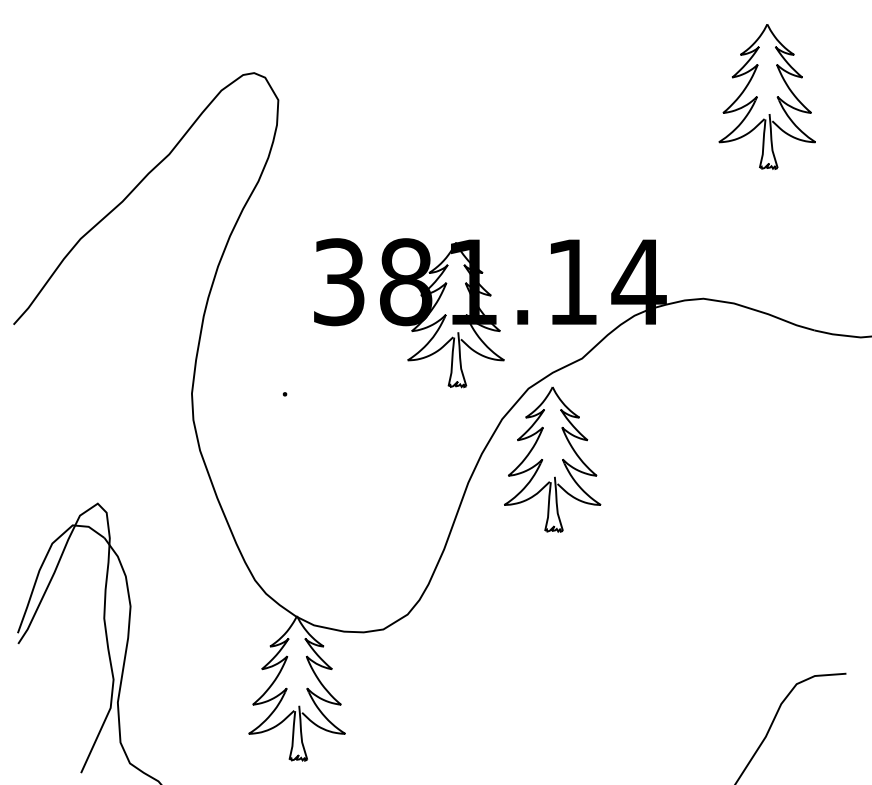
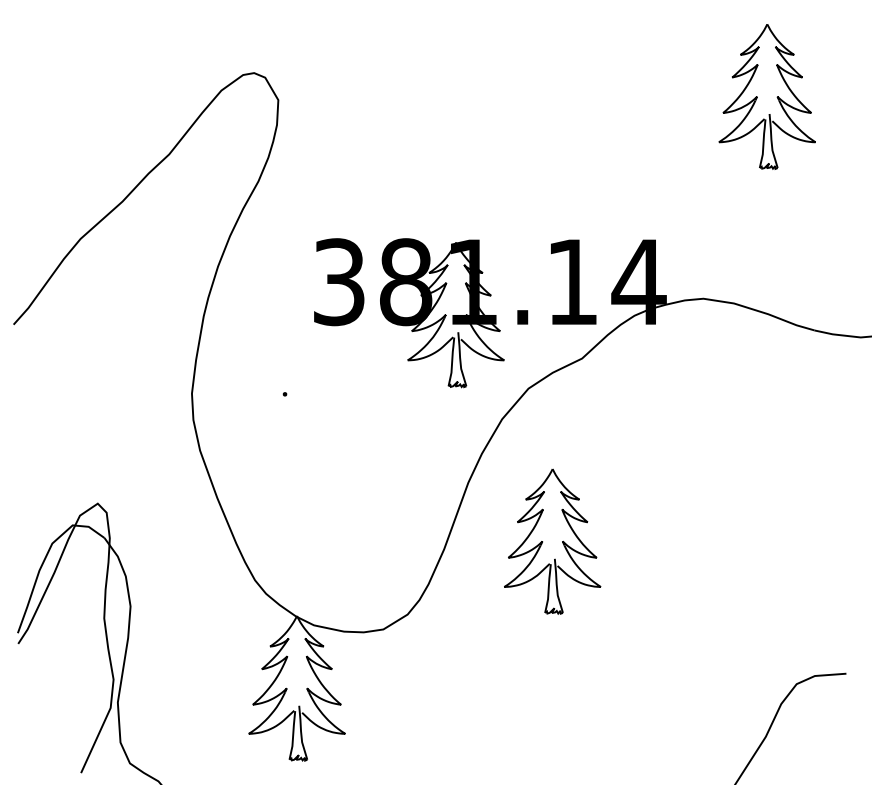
part position: (552, 459) -> (552, 541) (552, 541)
